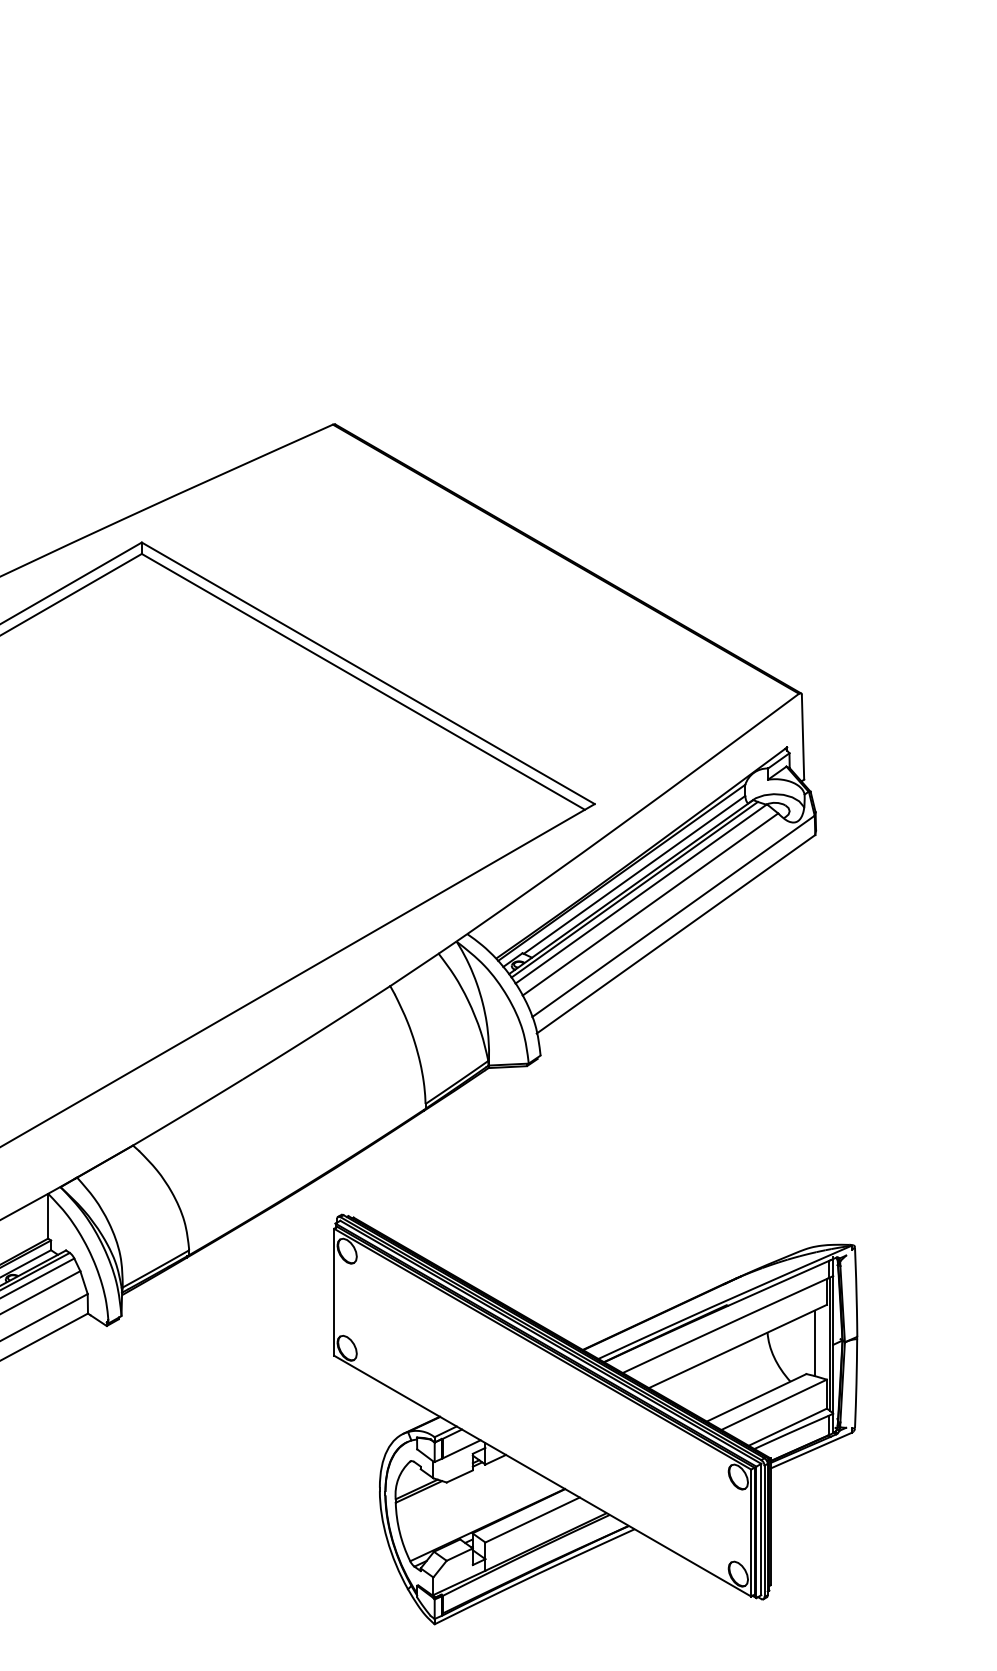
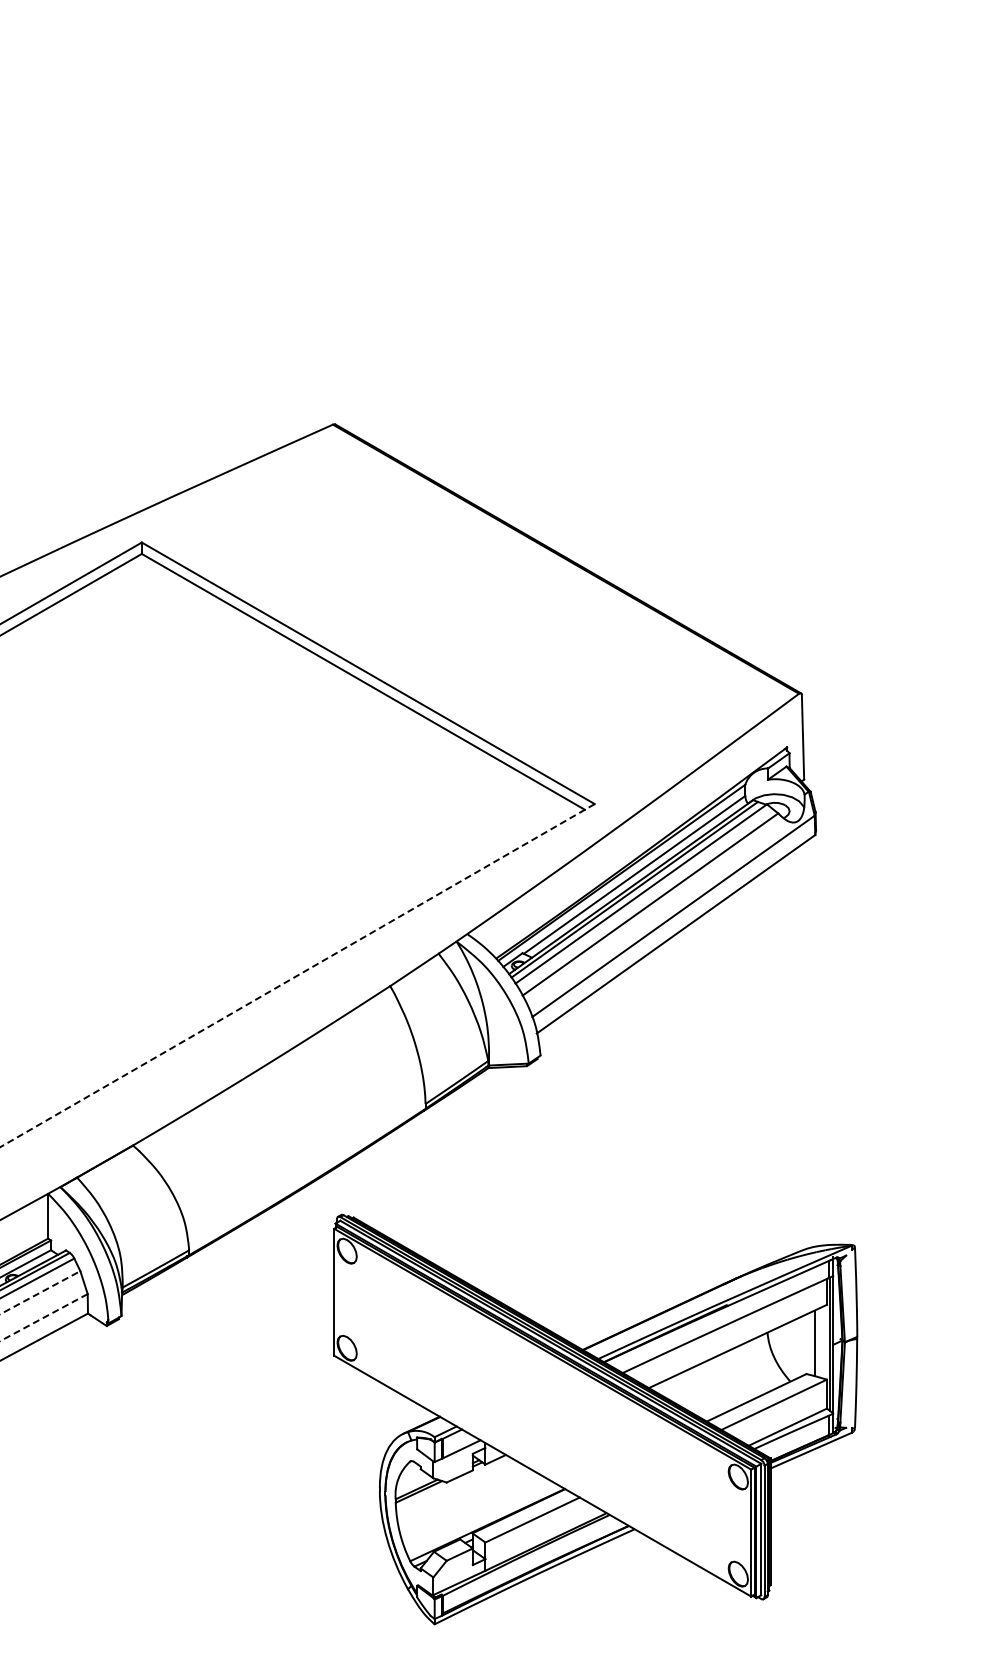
line: solid -> dashed (297, 975)
line: solid -> dashed (40, 1292)
line: solid -> dashed (43, 1317)
